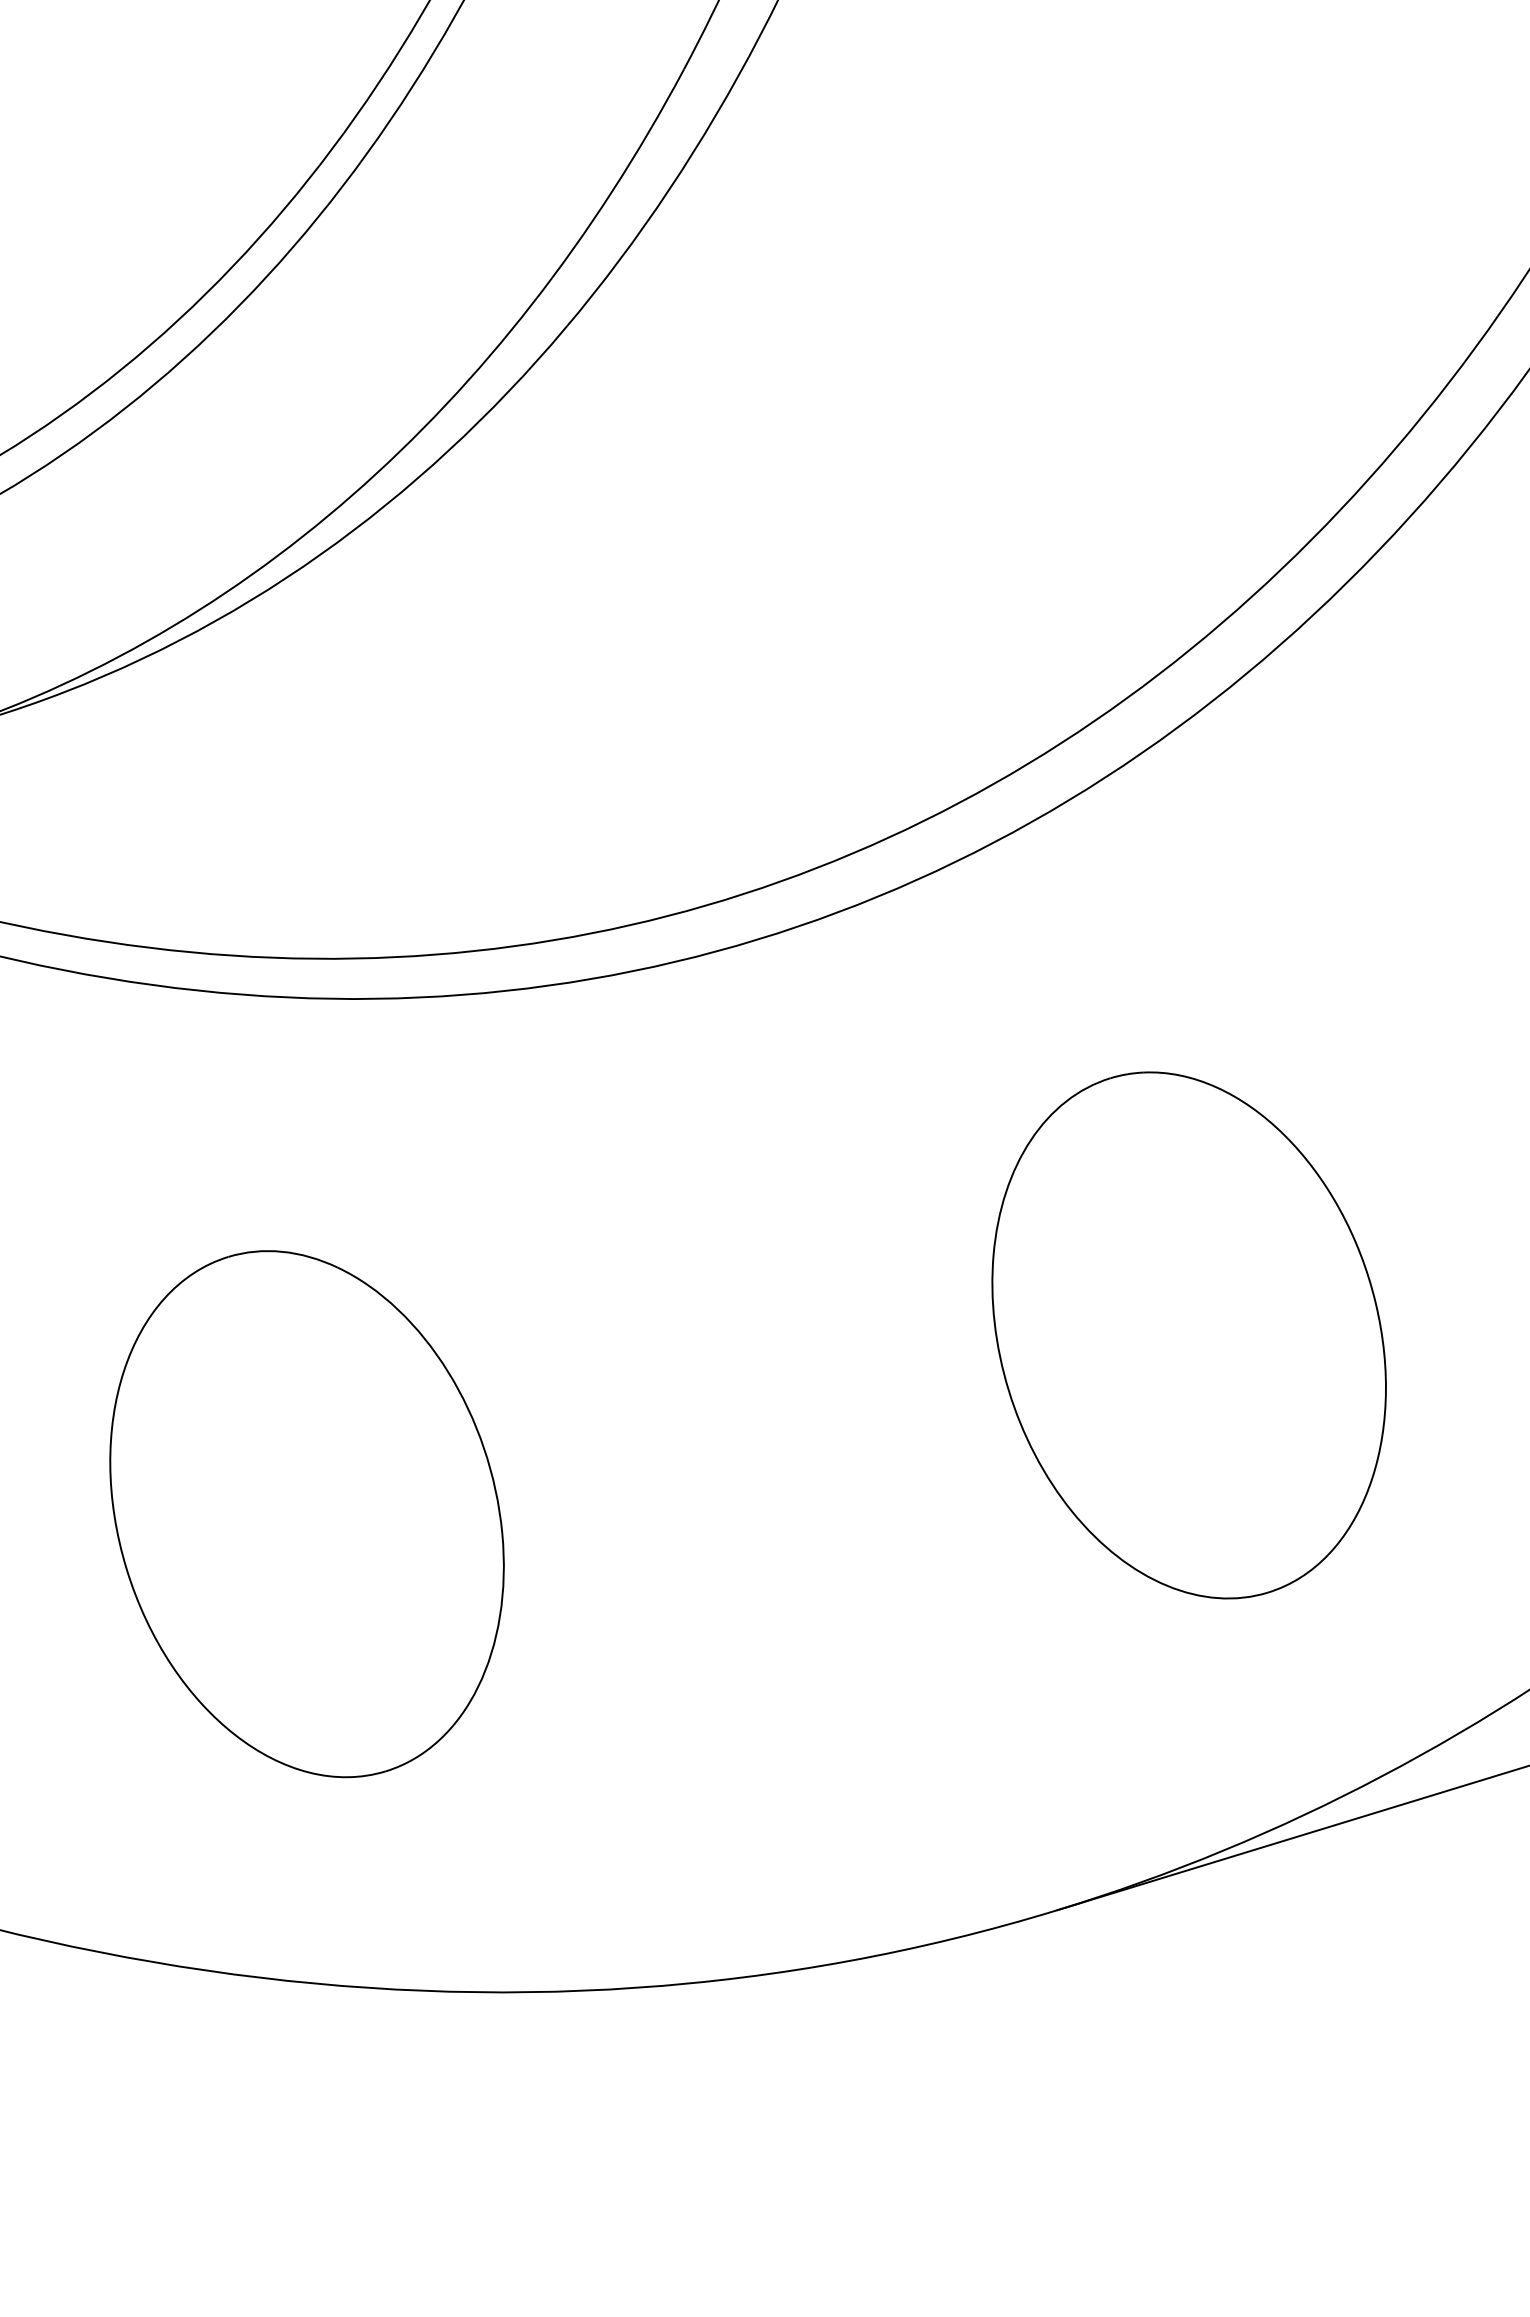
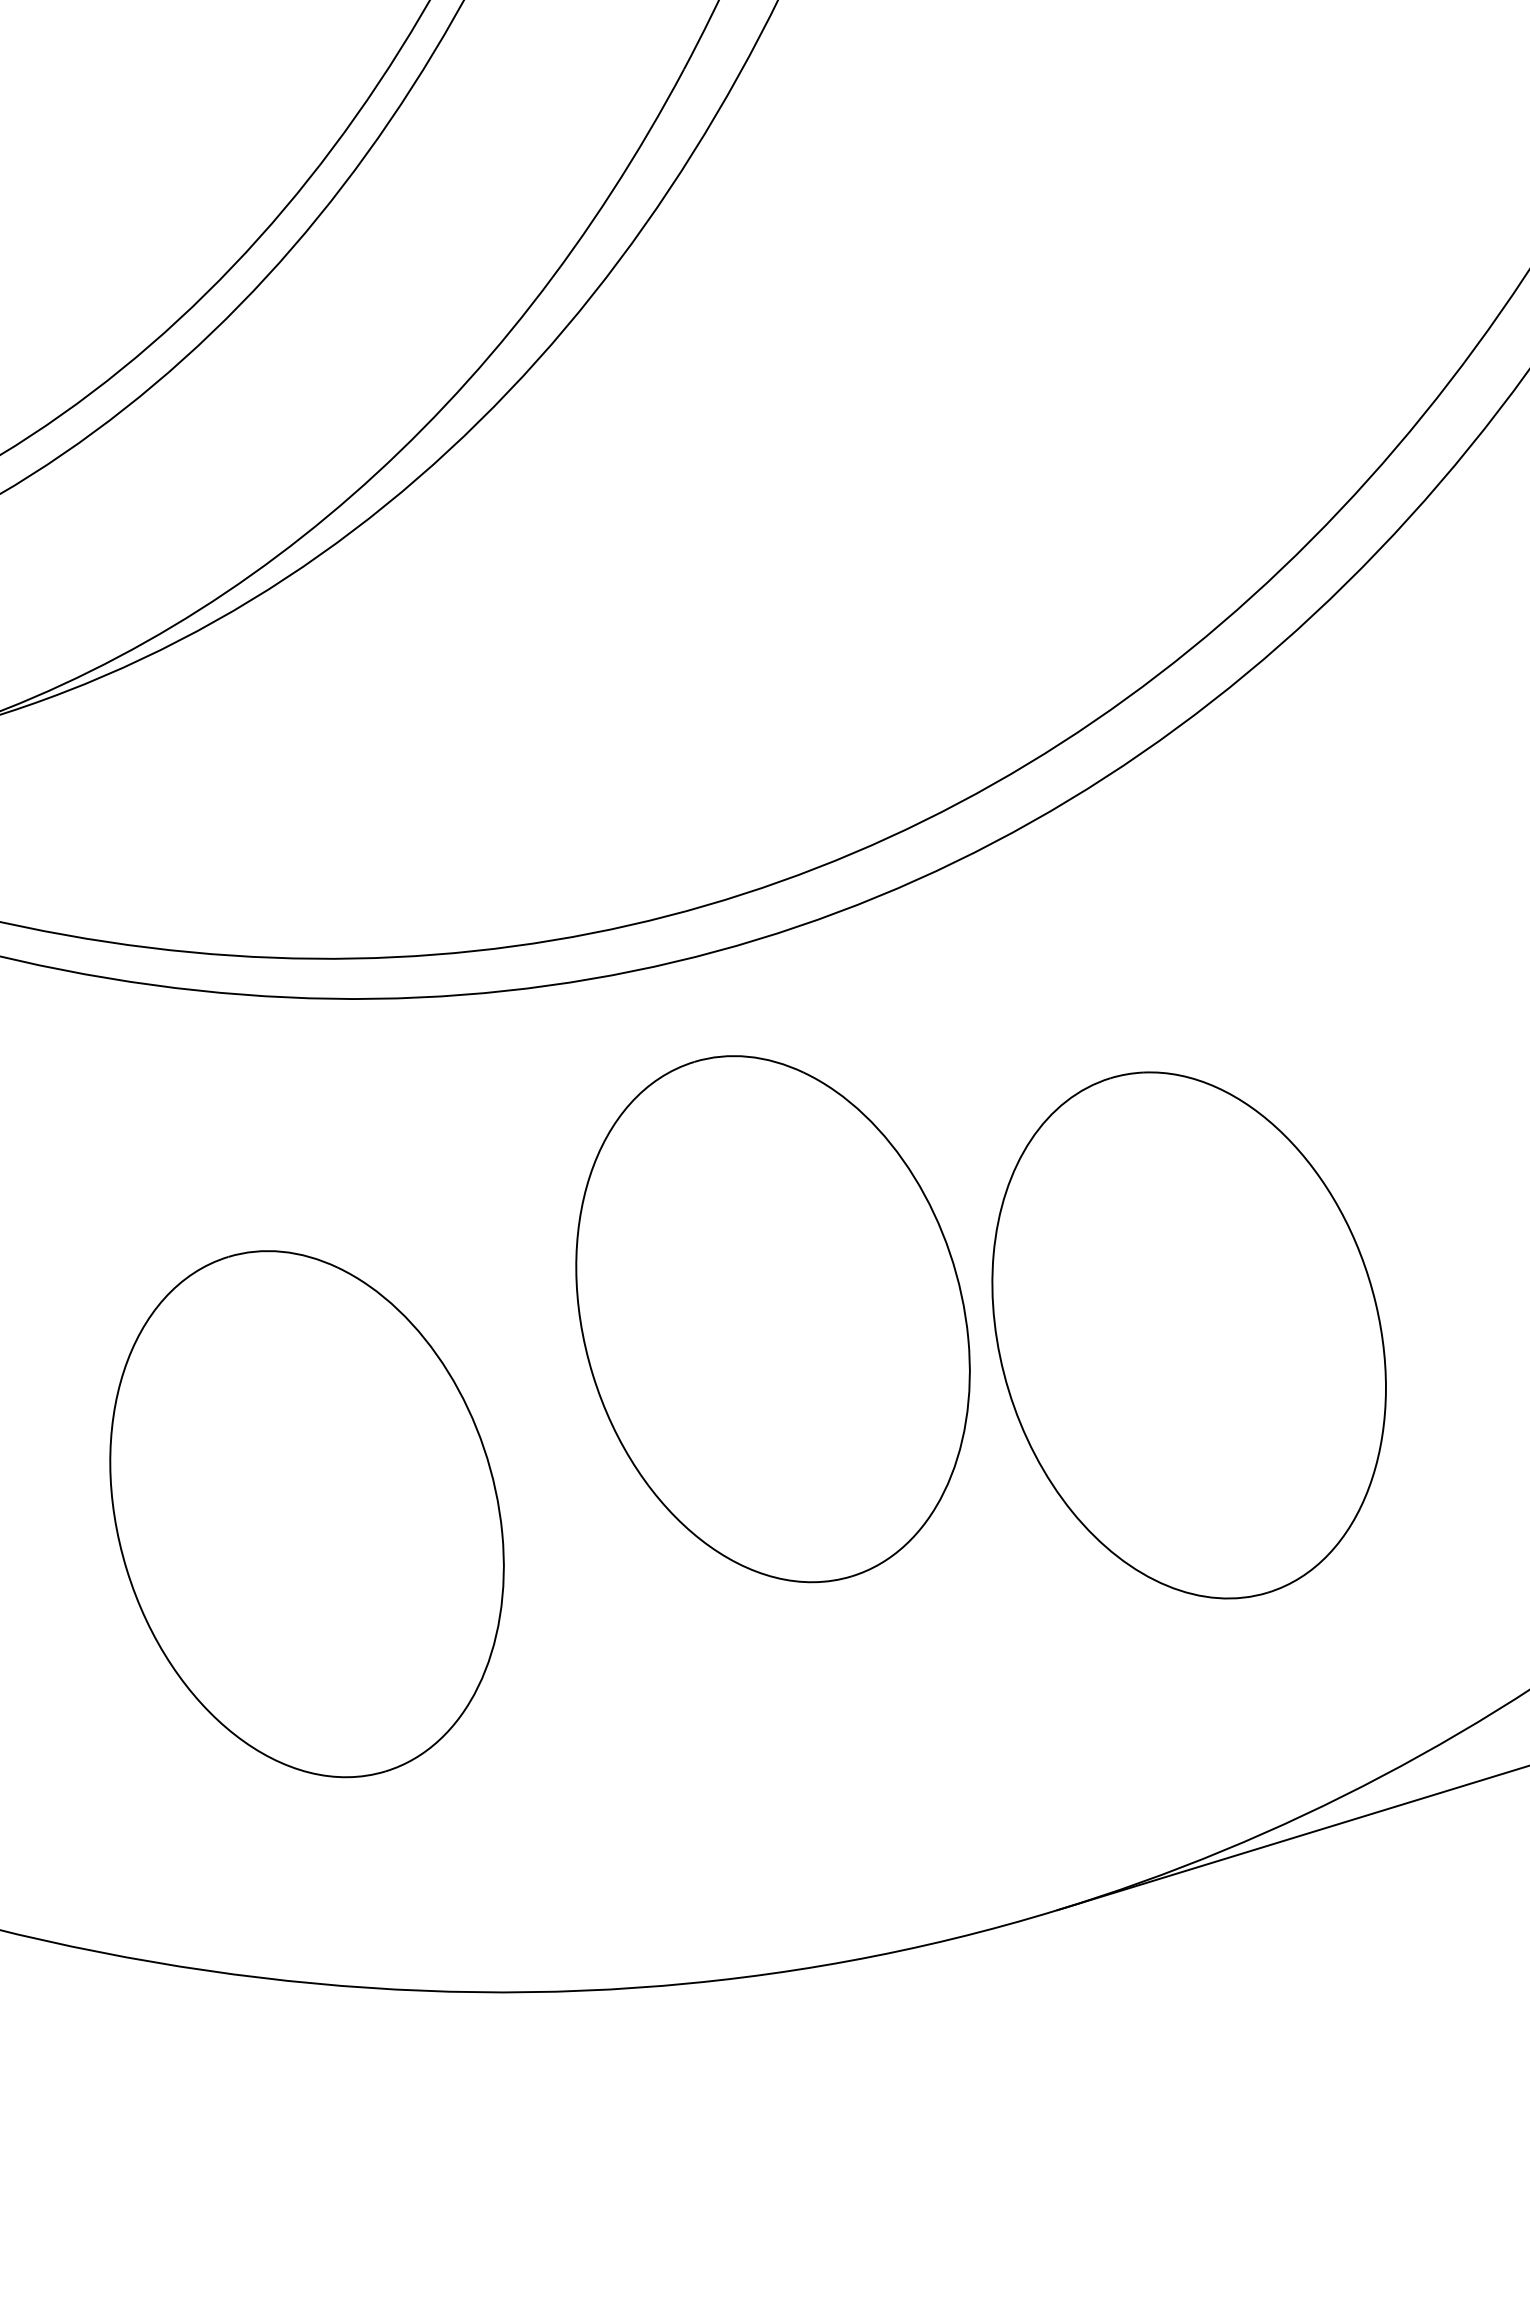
part: none -> present (772, 1319)
